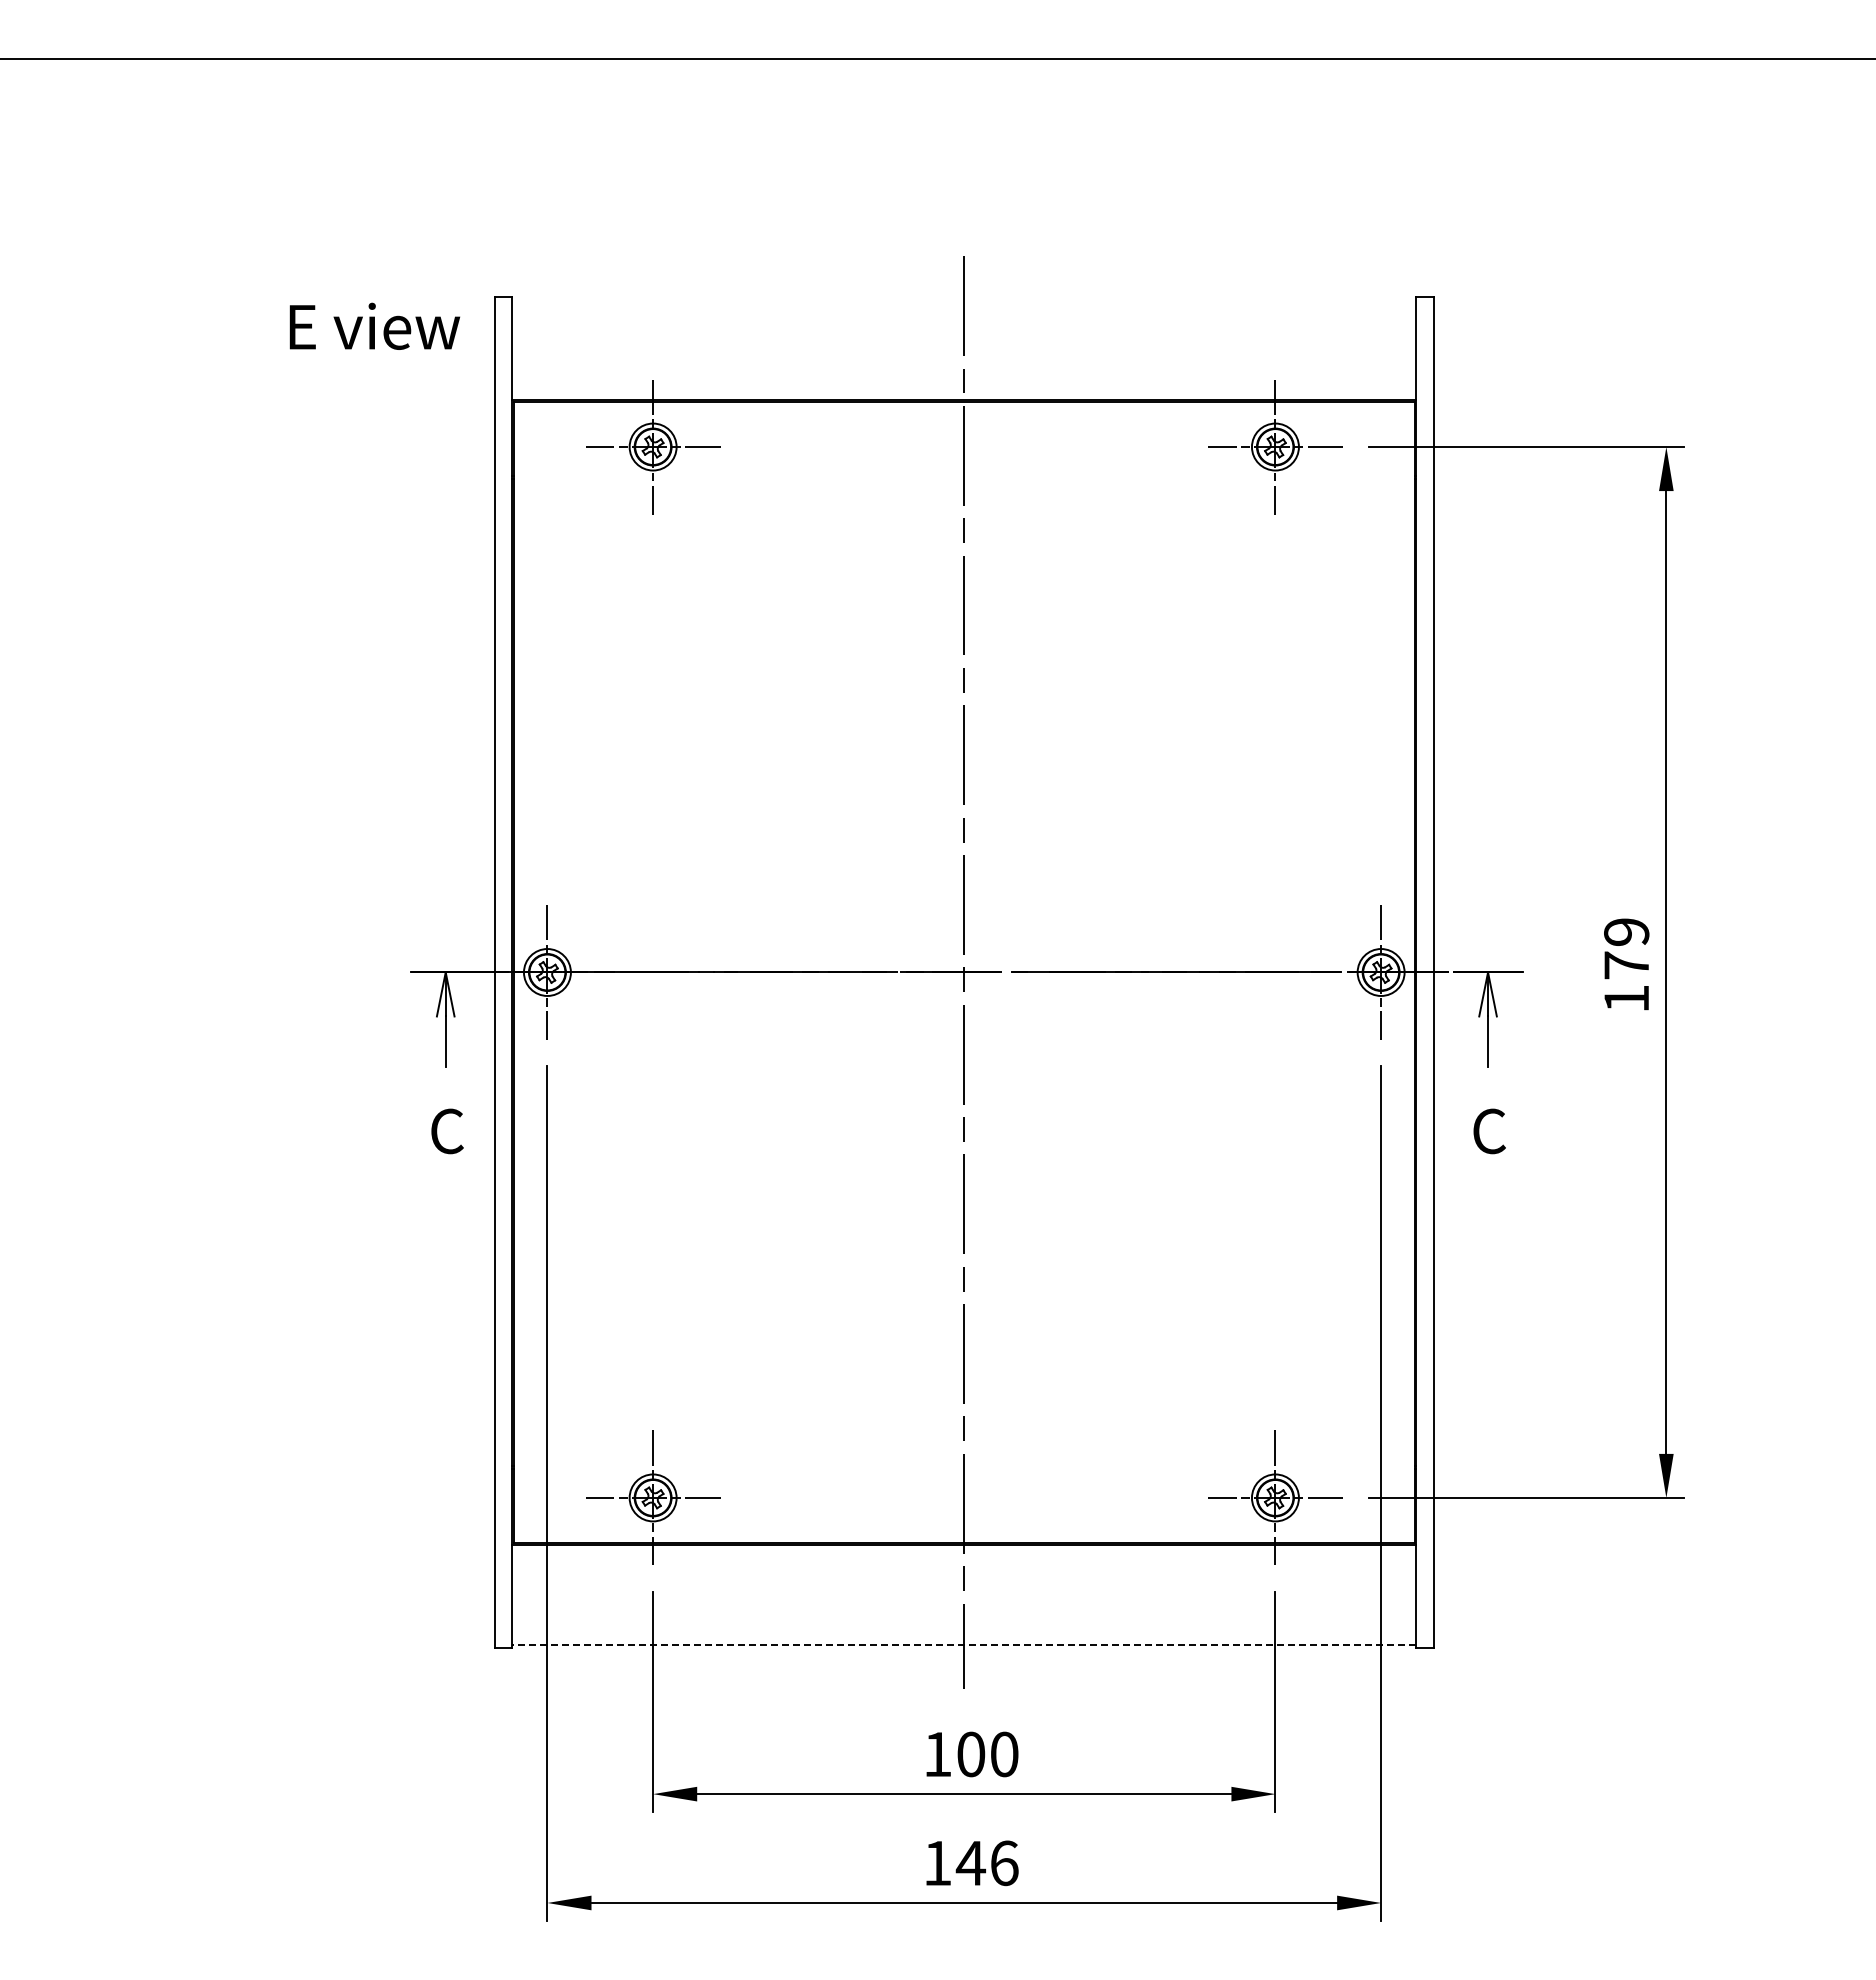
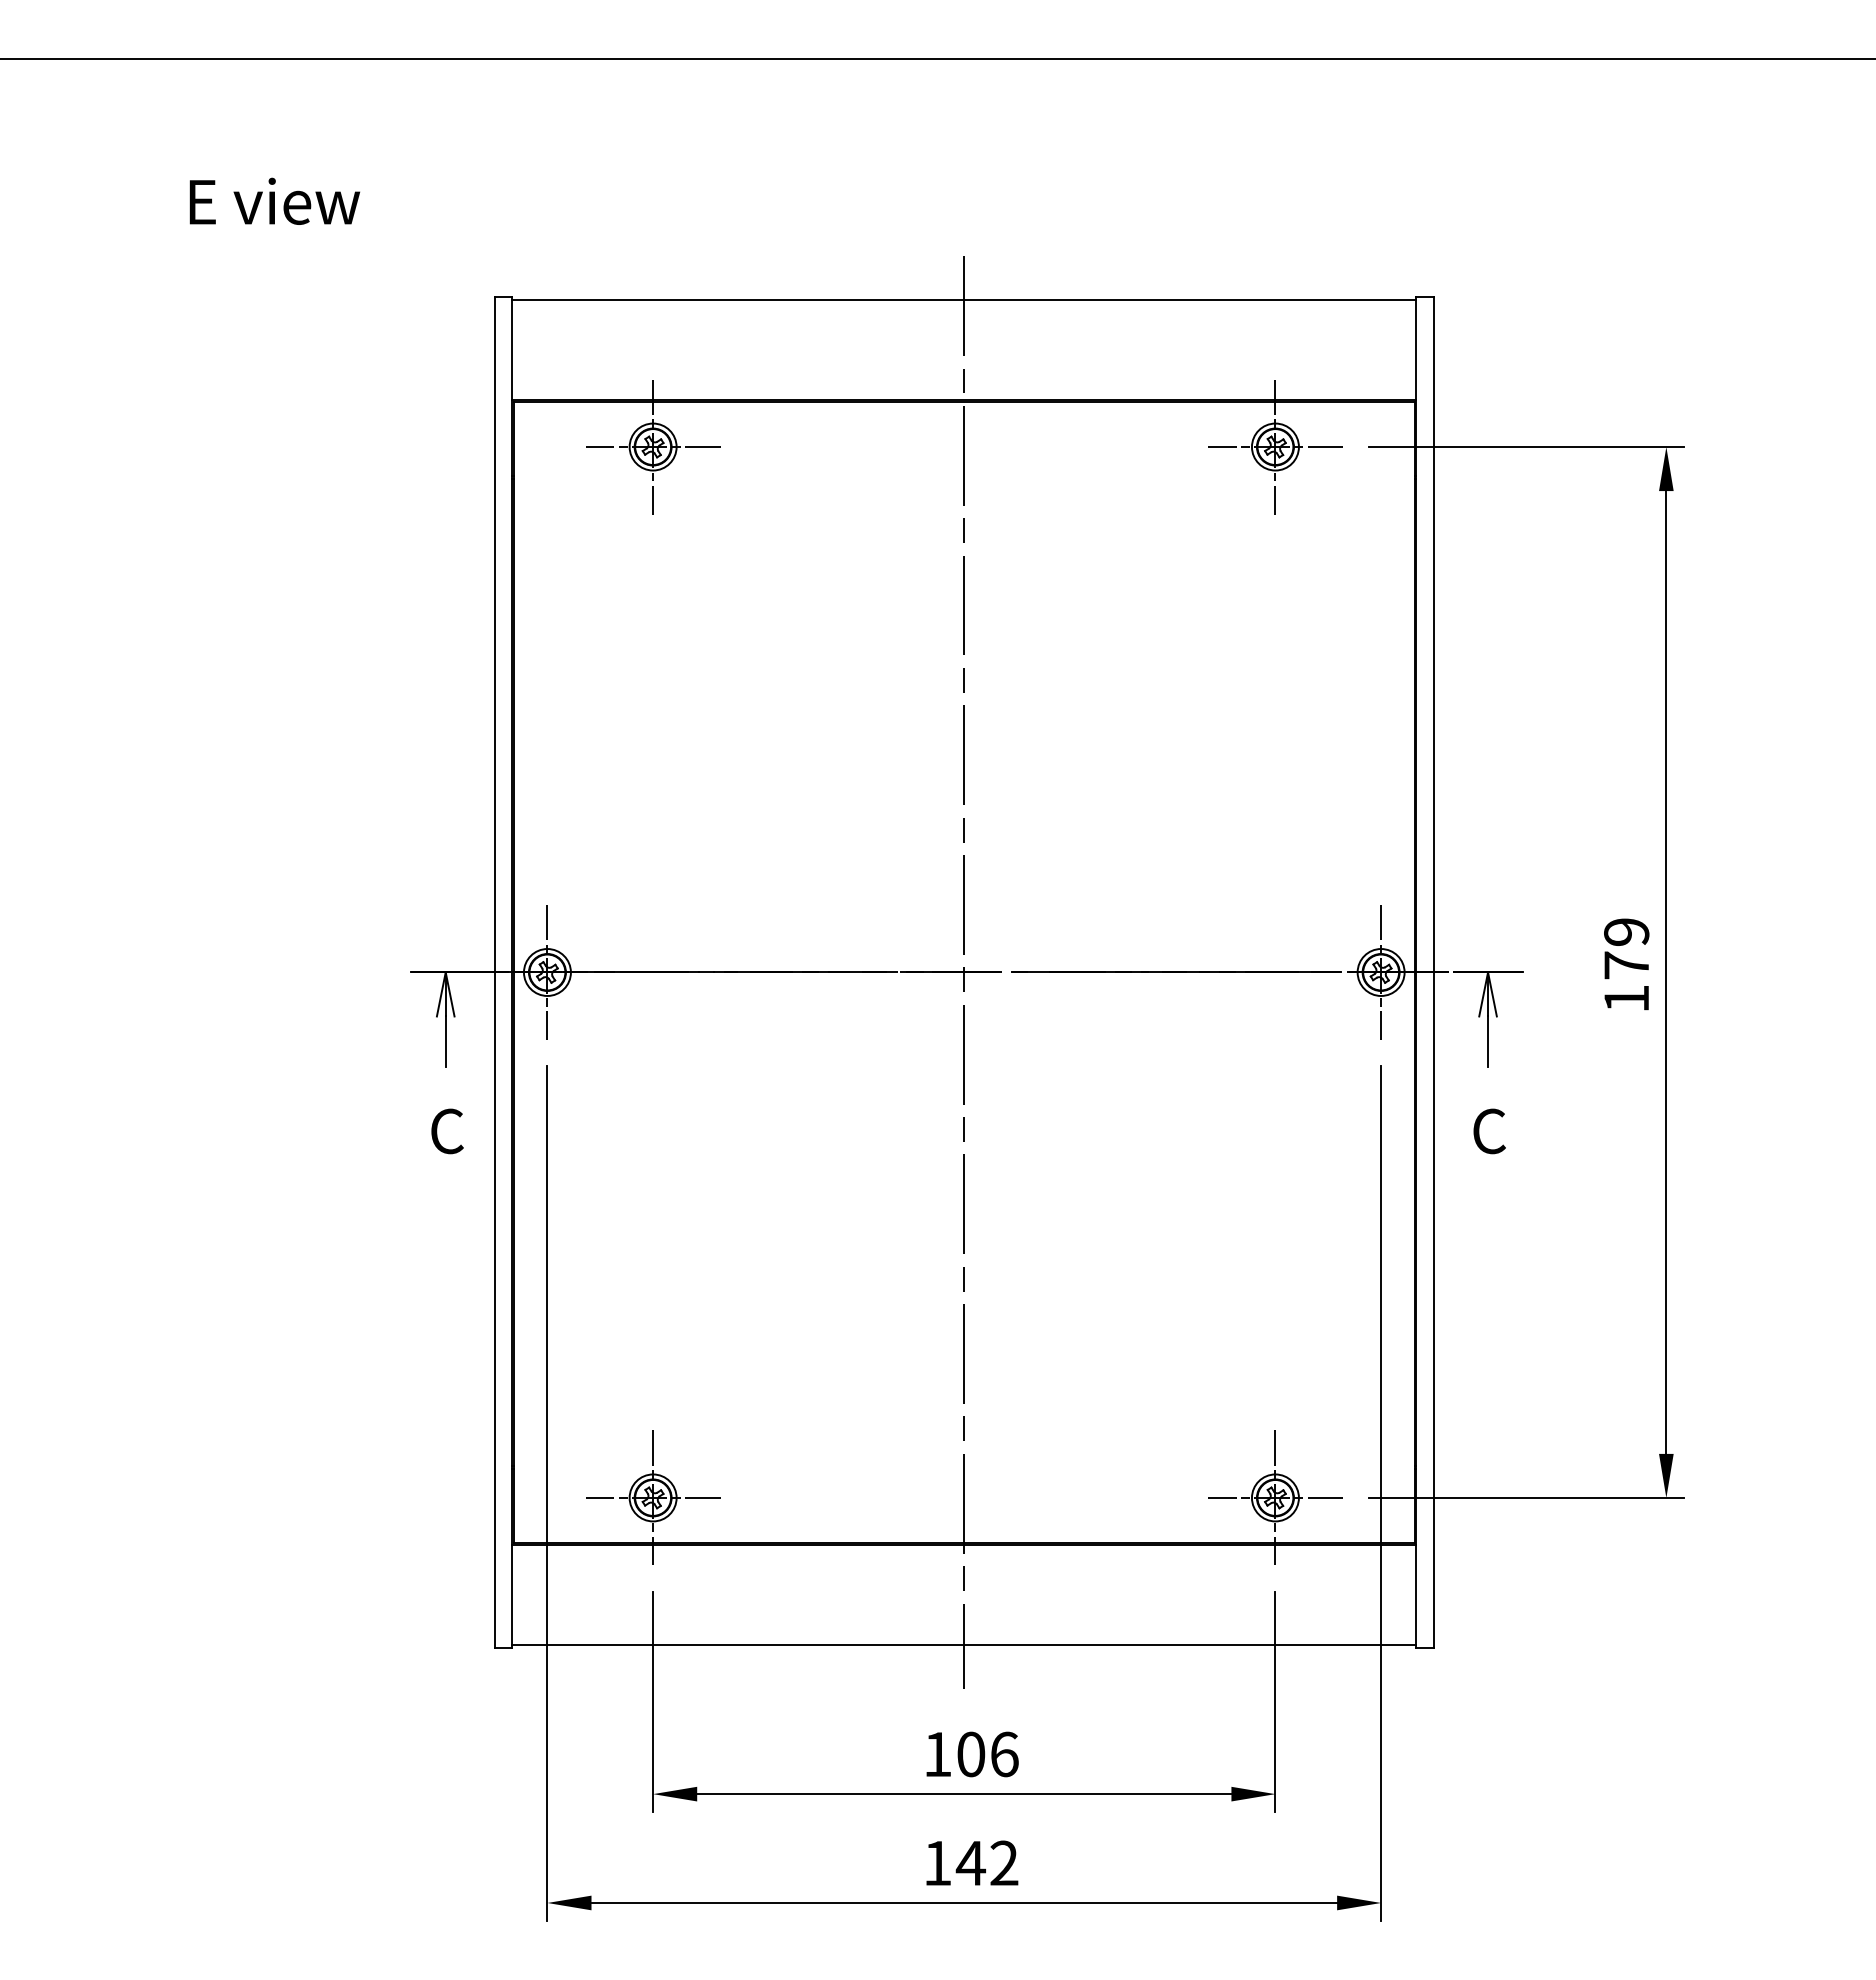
line: none -> present (964, 300)
text position: (374, 325) -> (274, 200) (274, 200)
line: dashed -> solid (963, 1644)
text: 100 -> 106 (1004, 1754)
text: 146 -> 142 (1004, 1863)
